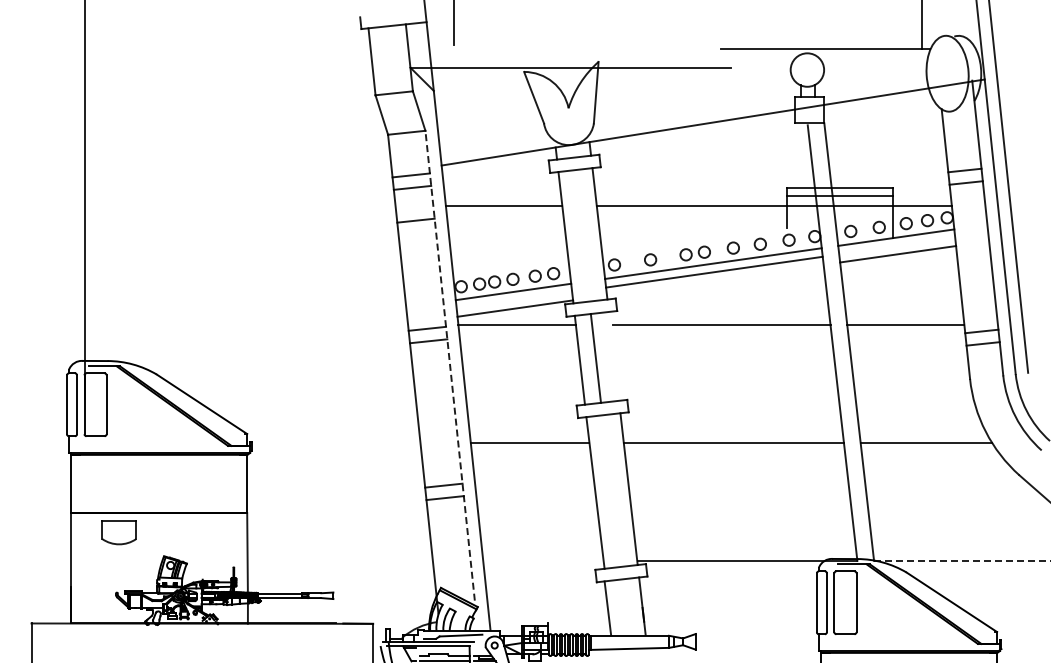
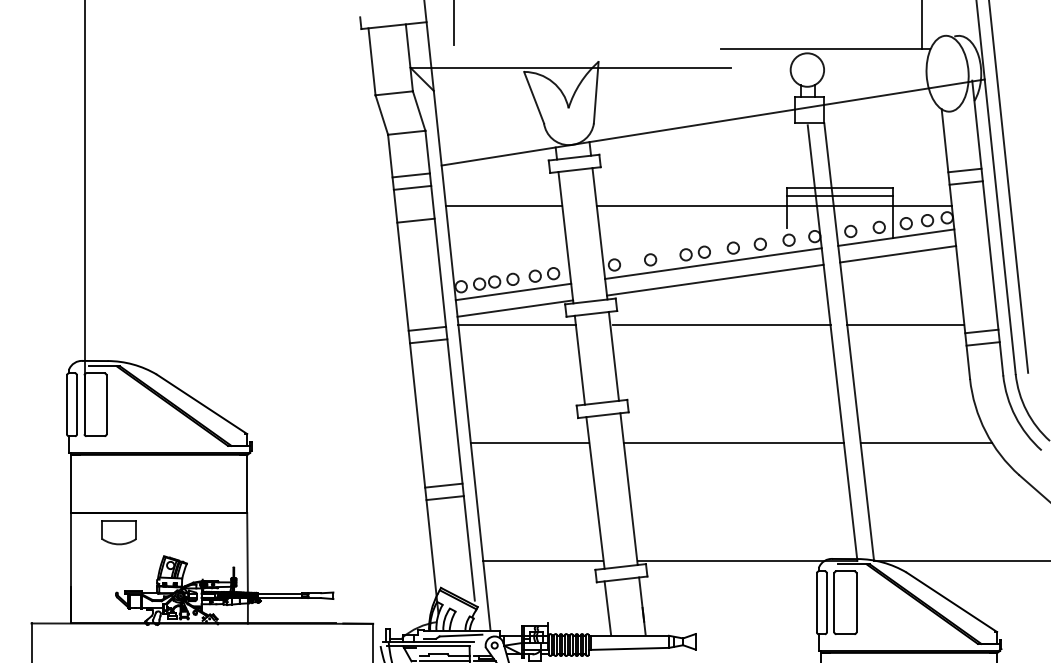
line position: (714, 271) -> (715, 279) (715, 279)
line position: (595, 357) -> (613, 355) (613, 355)
line: dashed -> solid (450, 365)
line: none -> present (542, 560)
line: dashed -> solid (962, 560)
